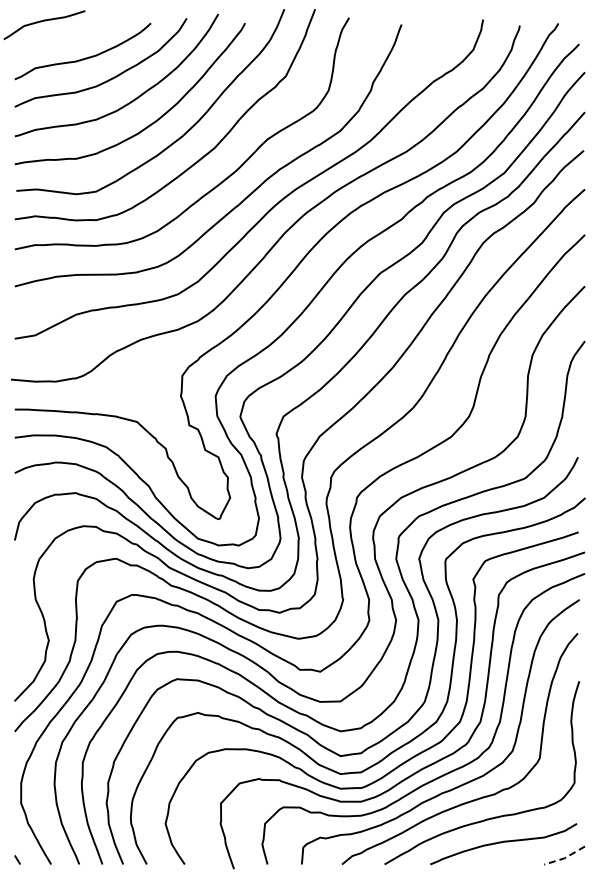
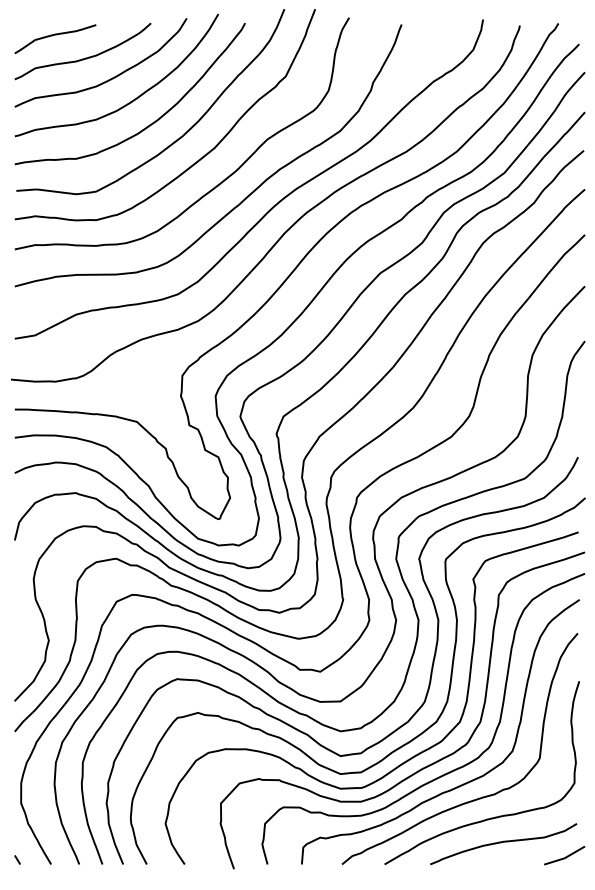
curve position: (44, 21) -> (55, 35) (55, 35)
line: dashed -> solid (564, 858)
